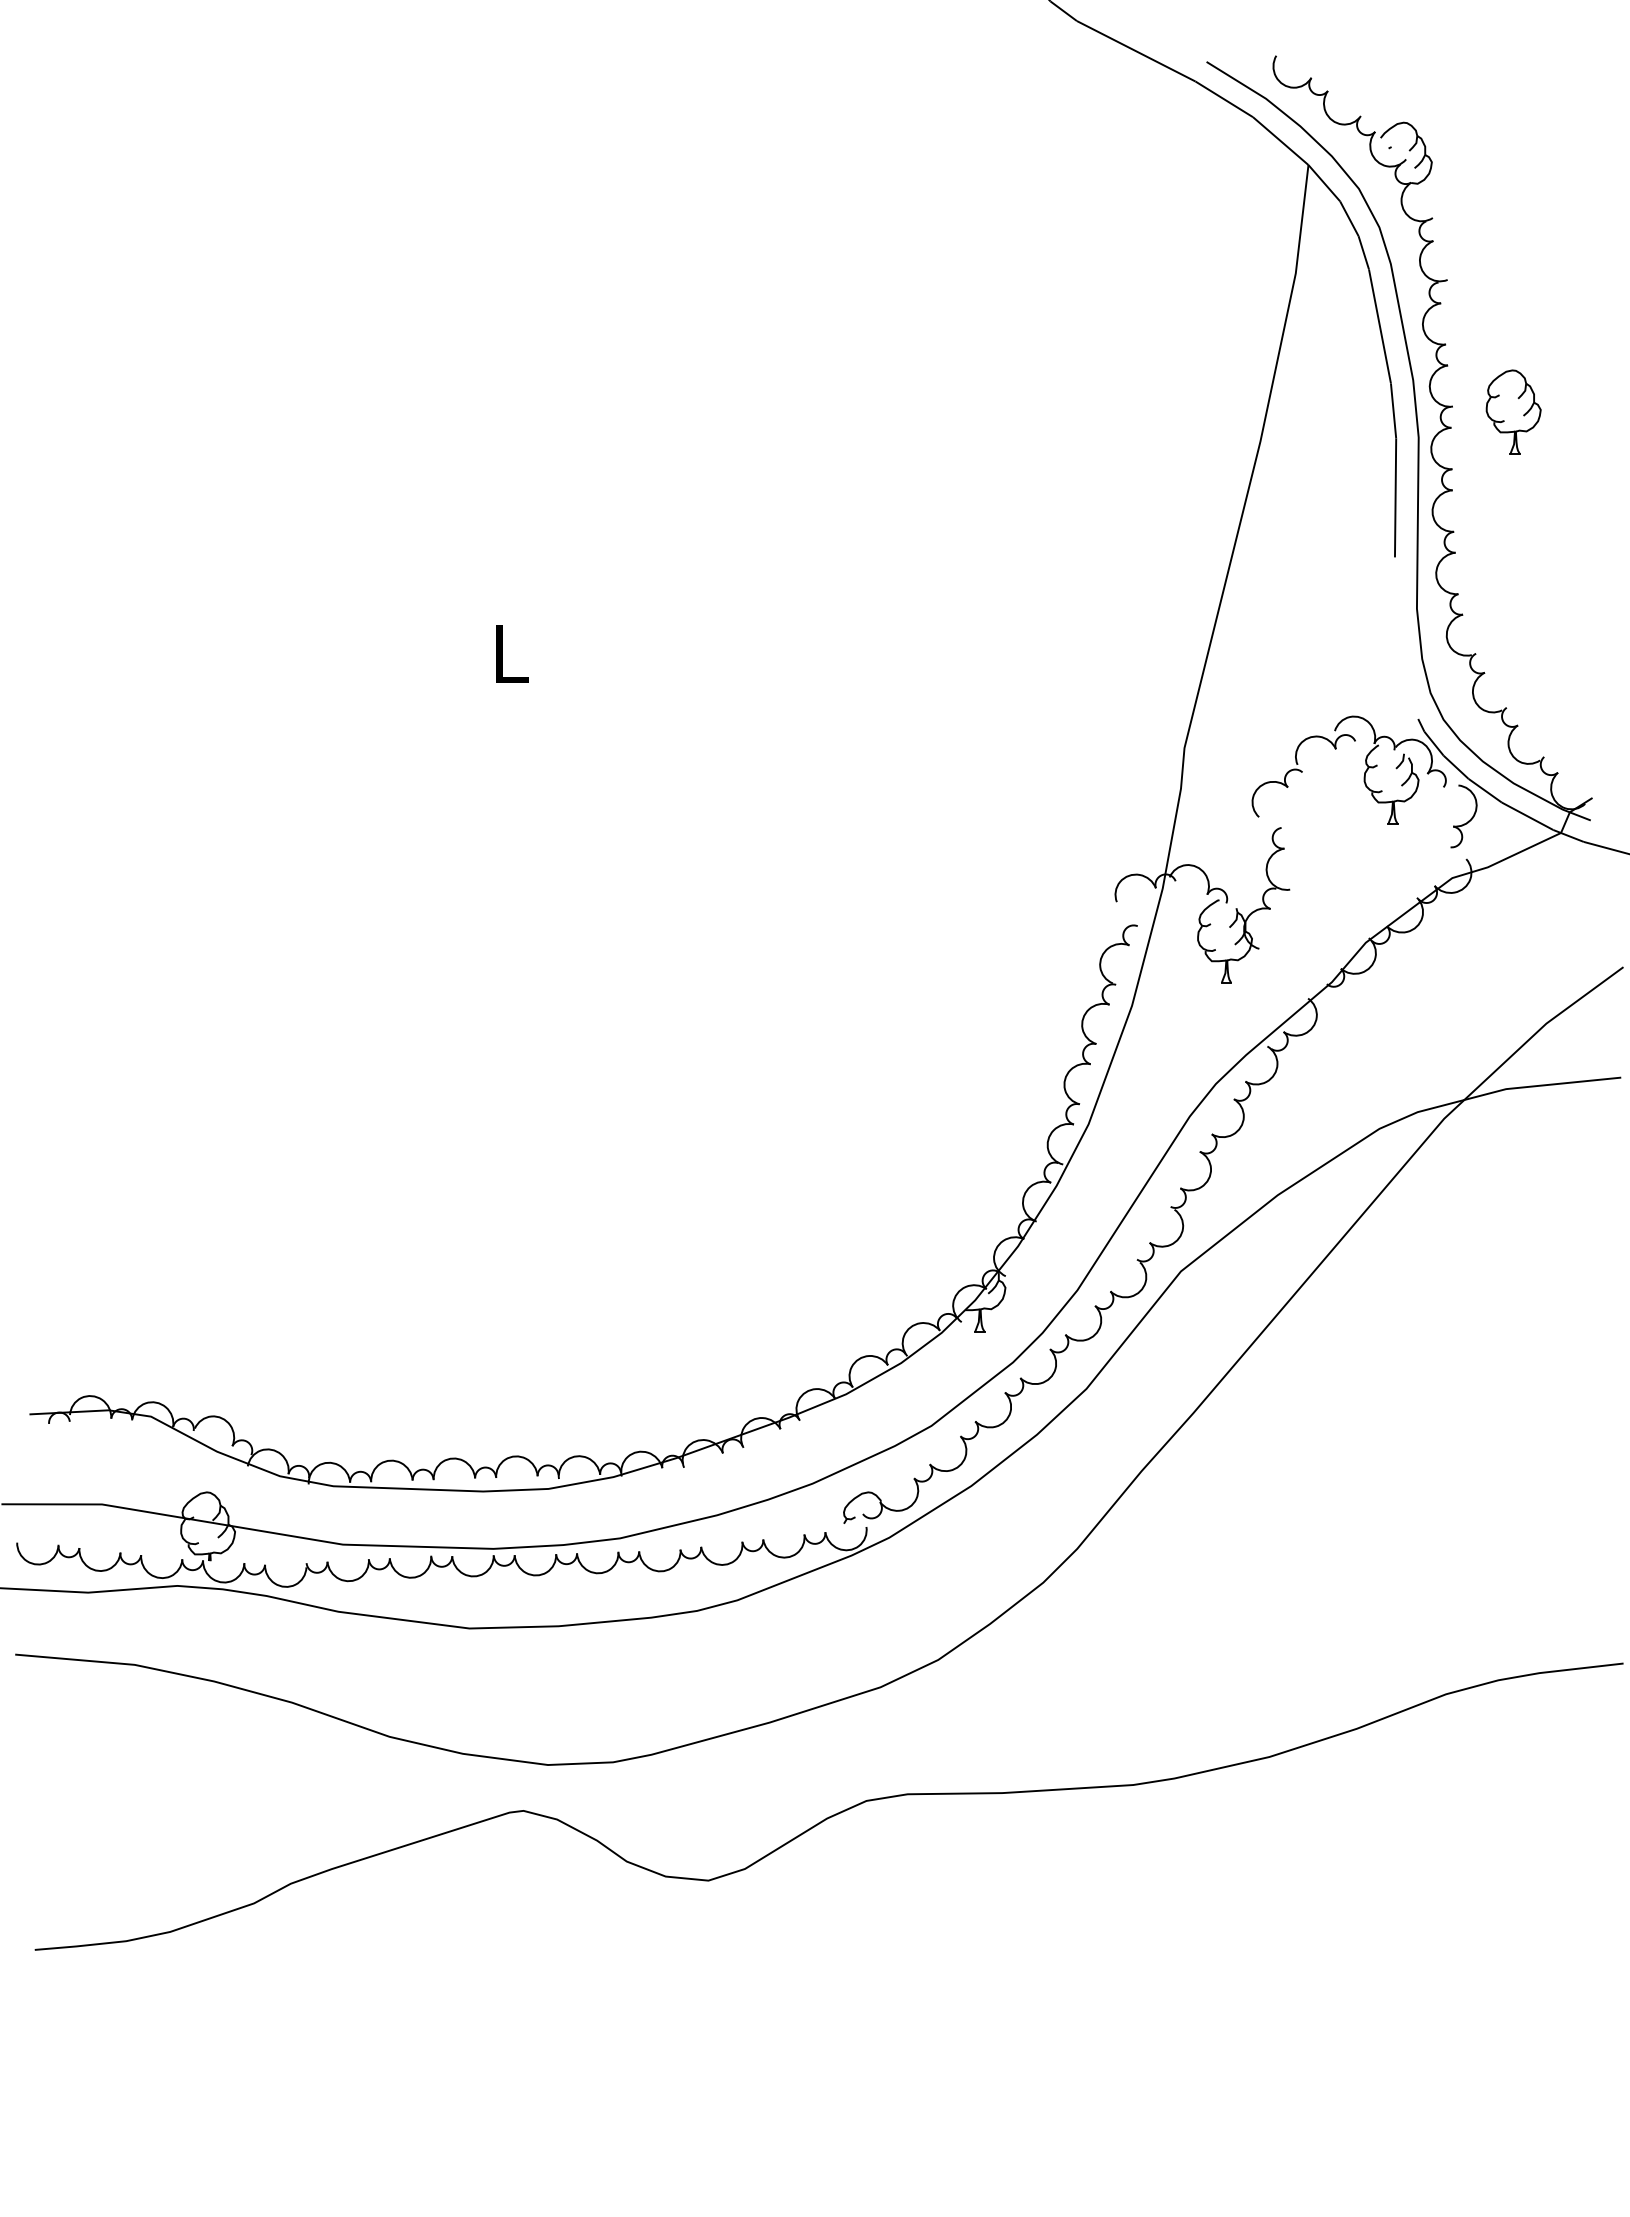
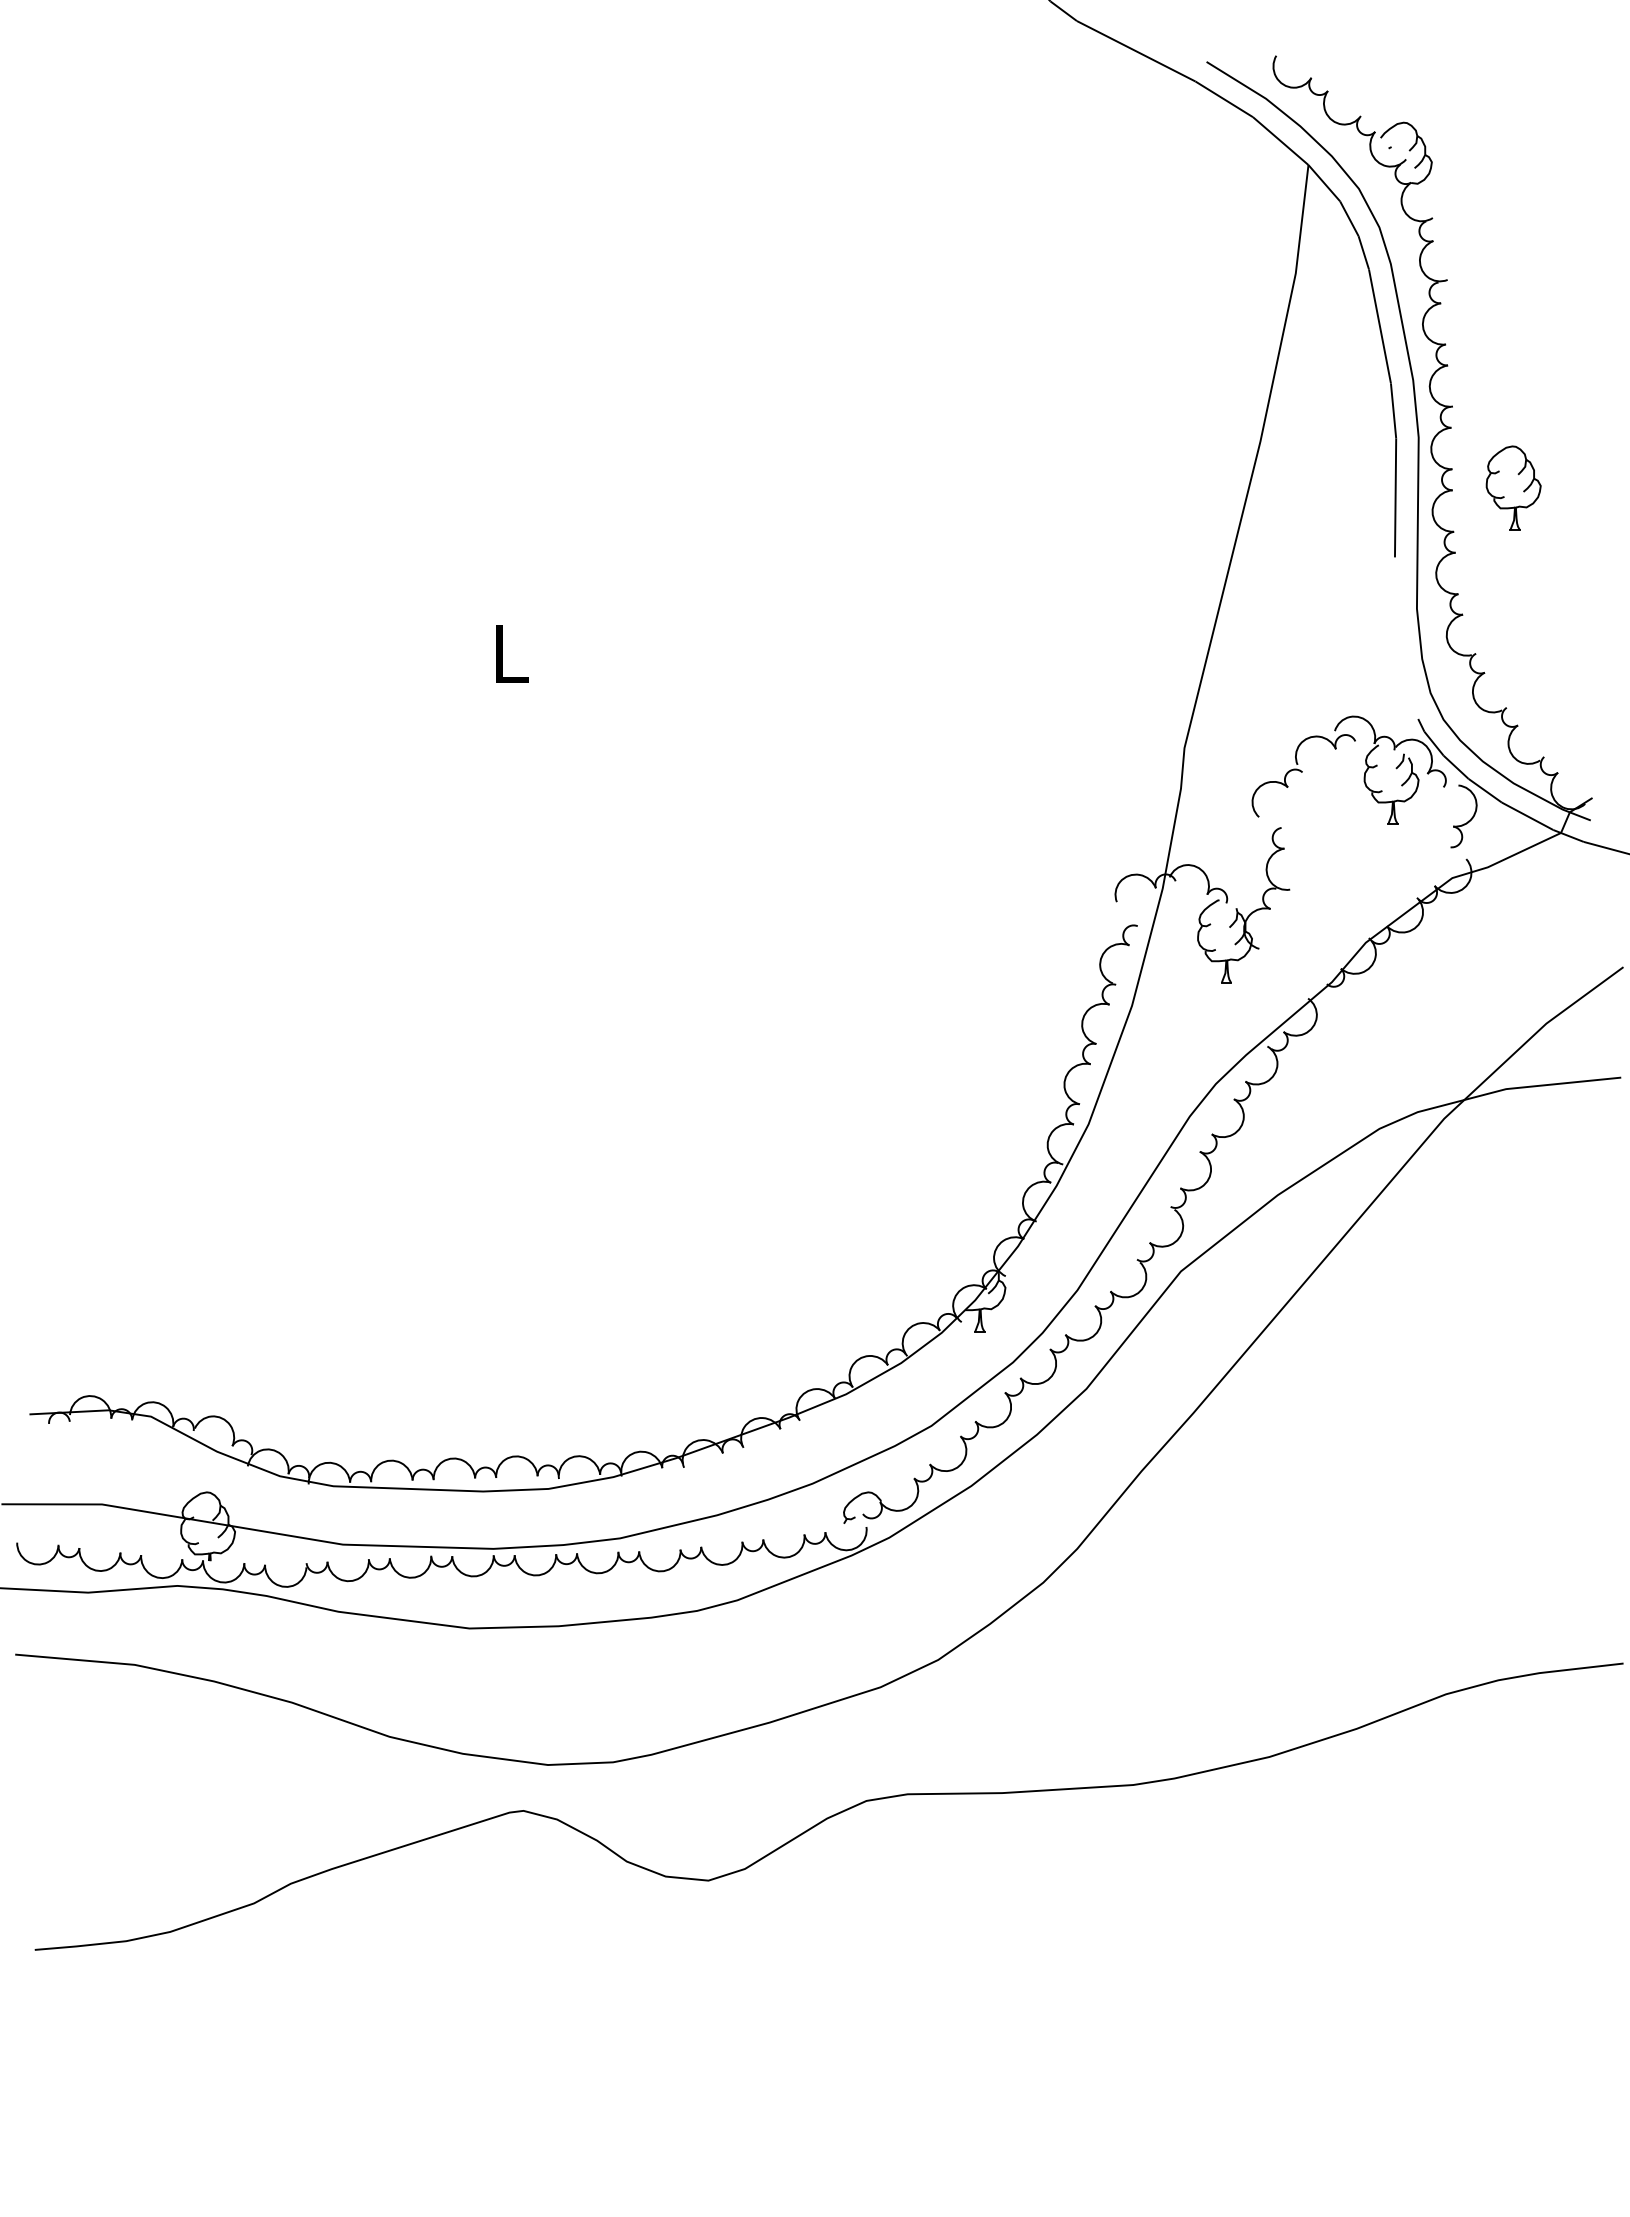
part position: (1513, 411) -> (1513, 487) (1513, 487)
